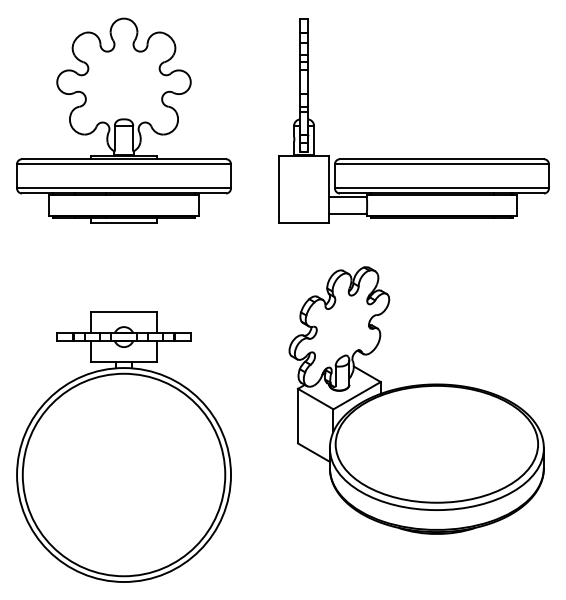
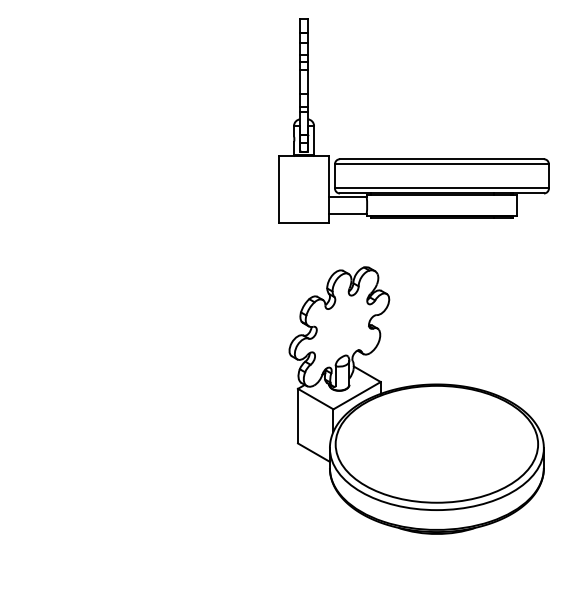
part: present -> none (123, 120)
part: present -> none (123, 446)
